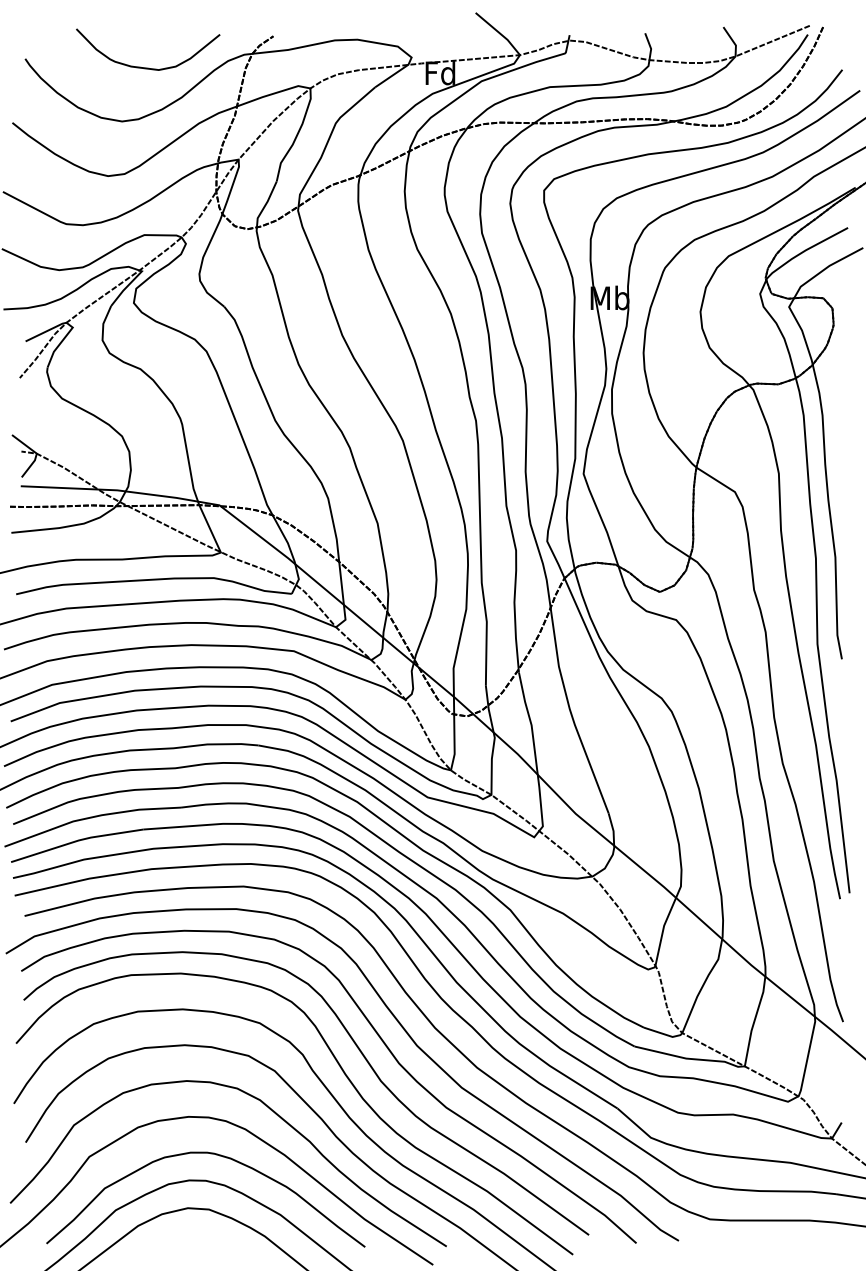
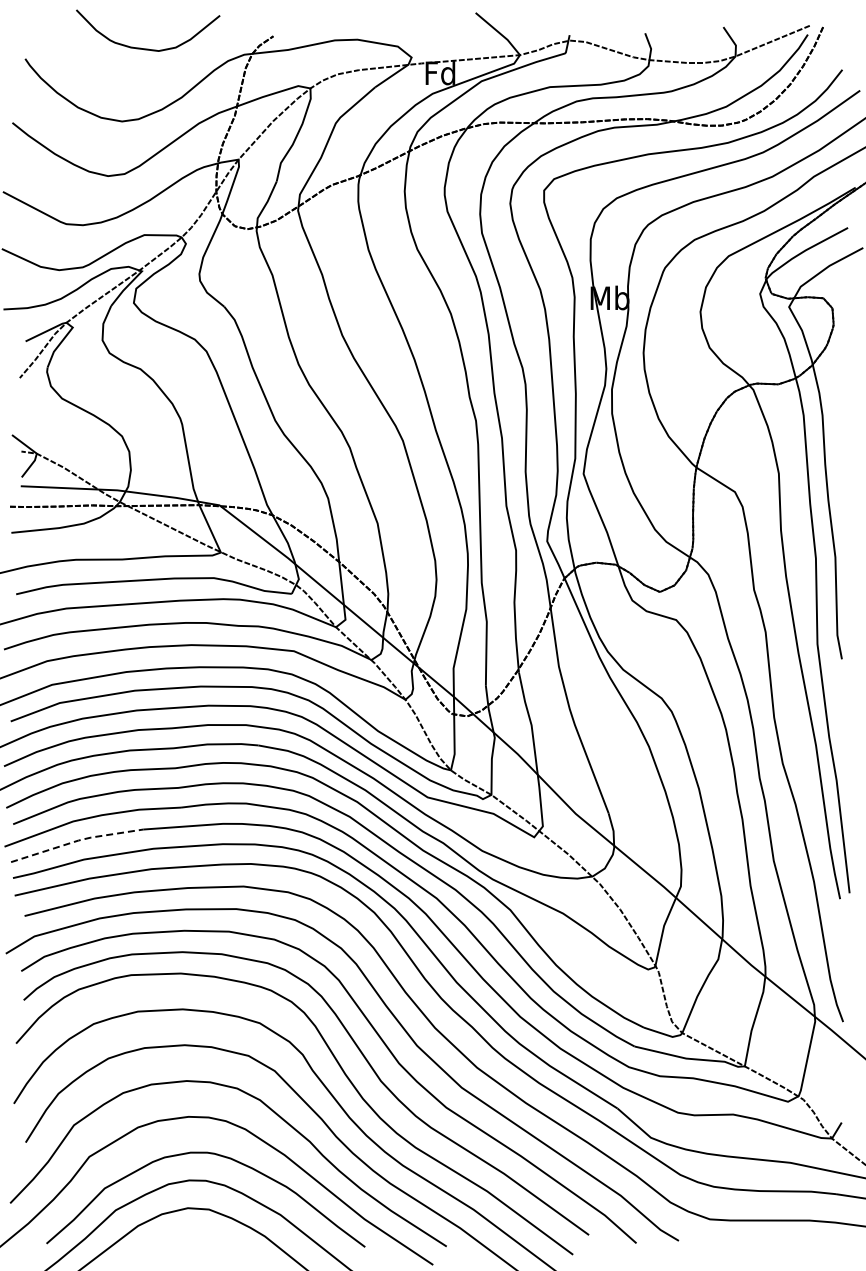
curve position: (148, 67) -> (148, 48) (148, 48)
line: solid -> dashed (77, 840)
